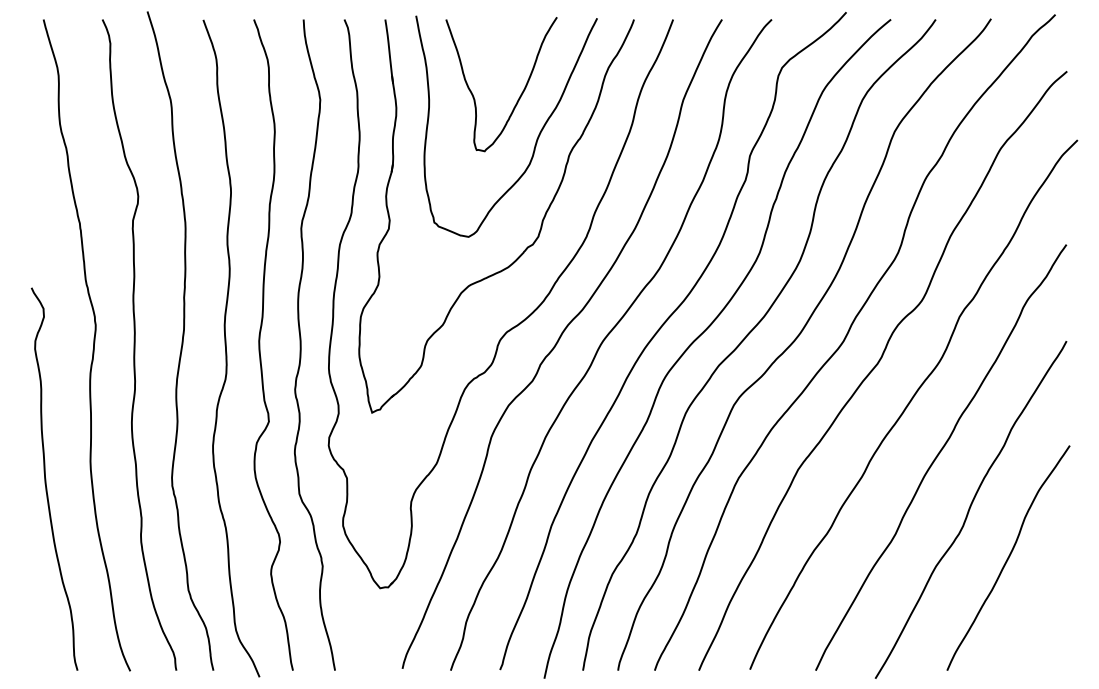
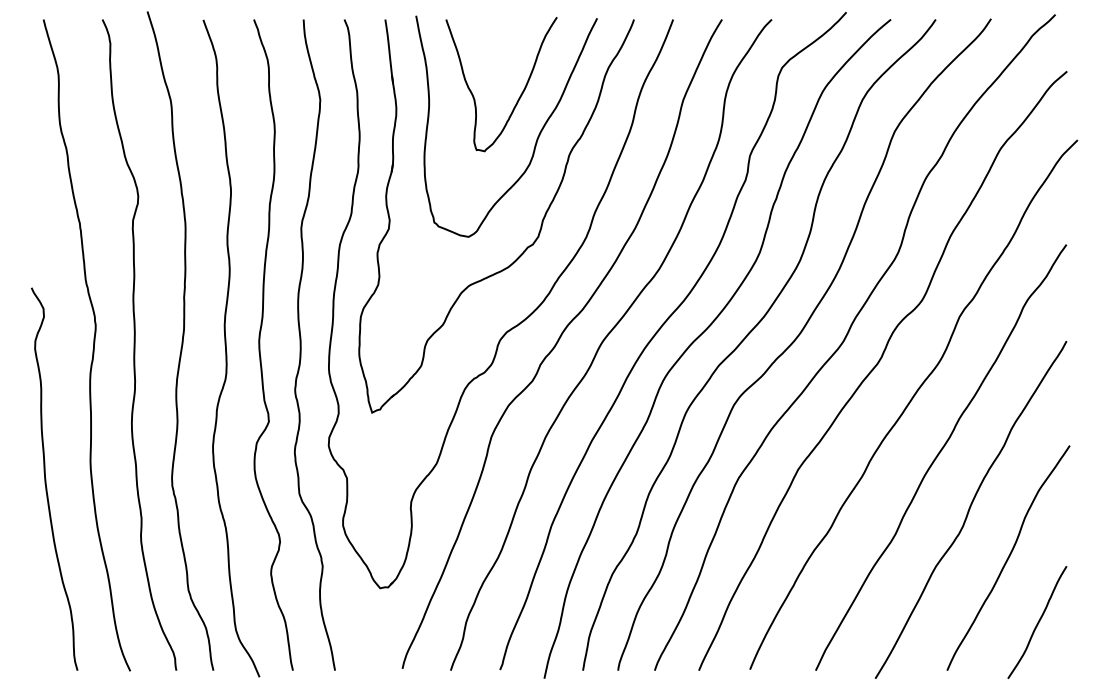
curve: none -> present (1037, 622)
